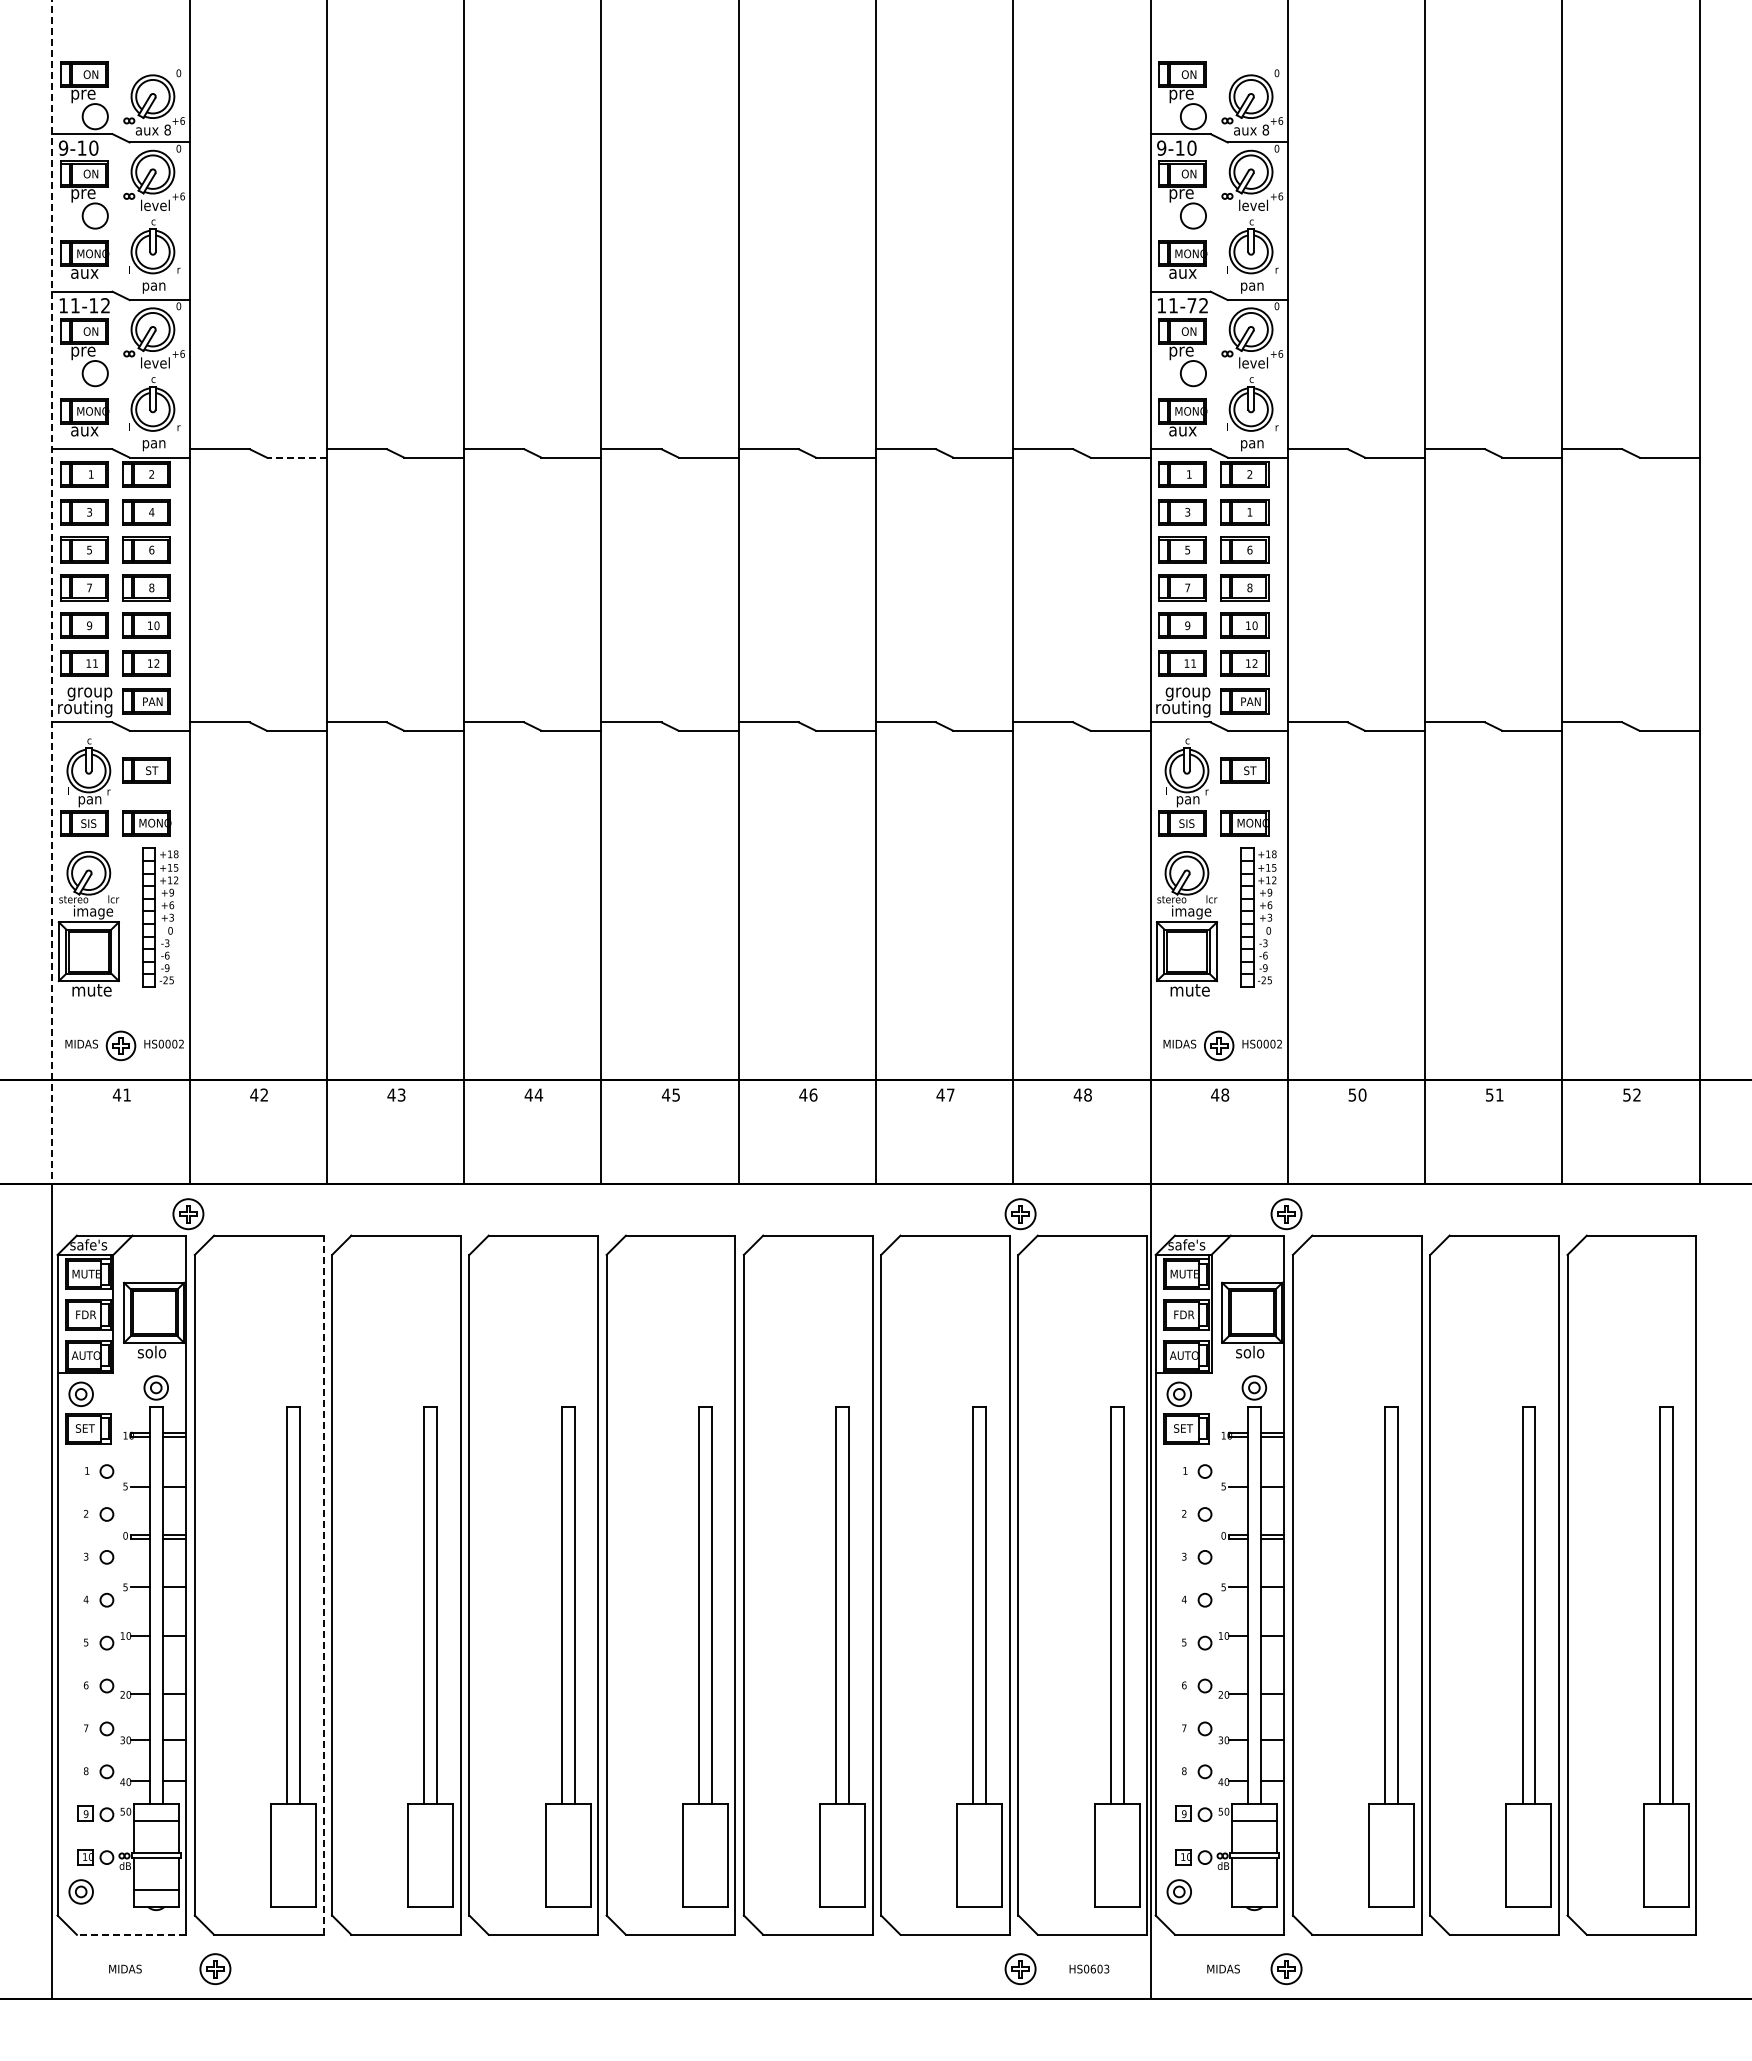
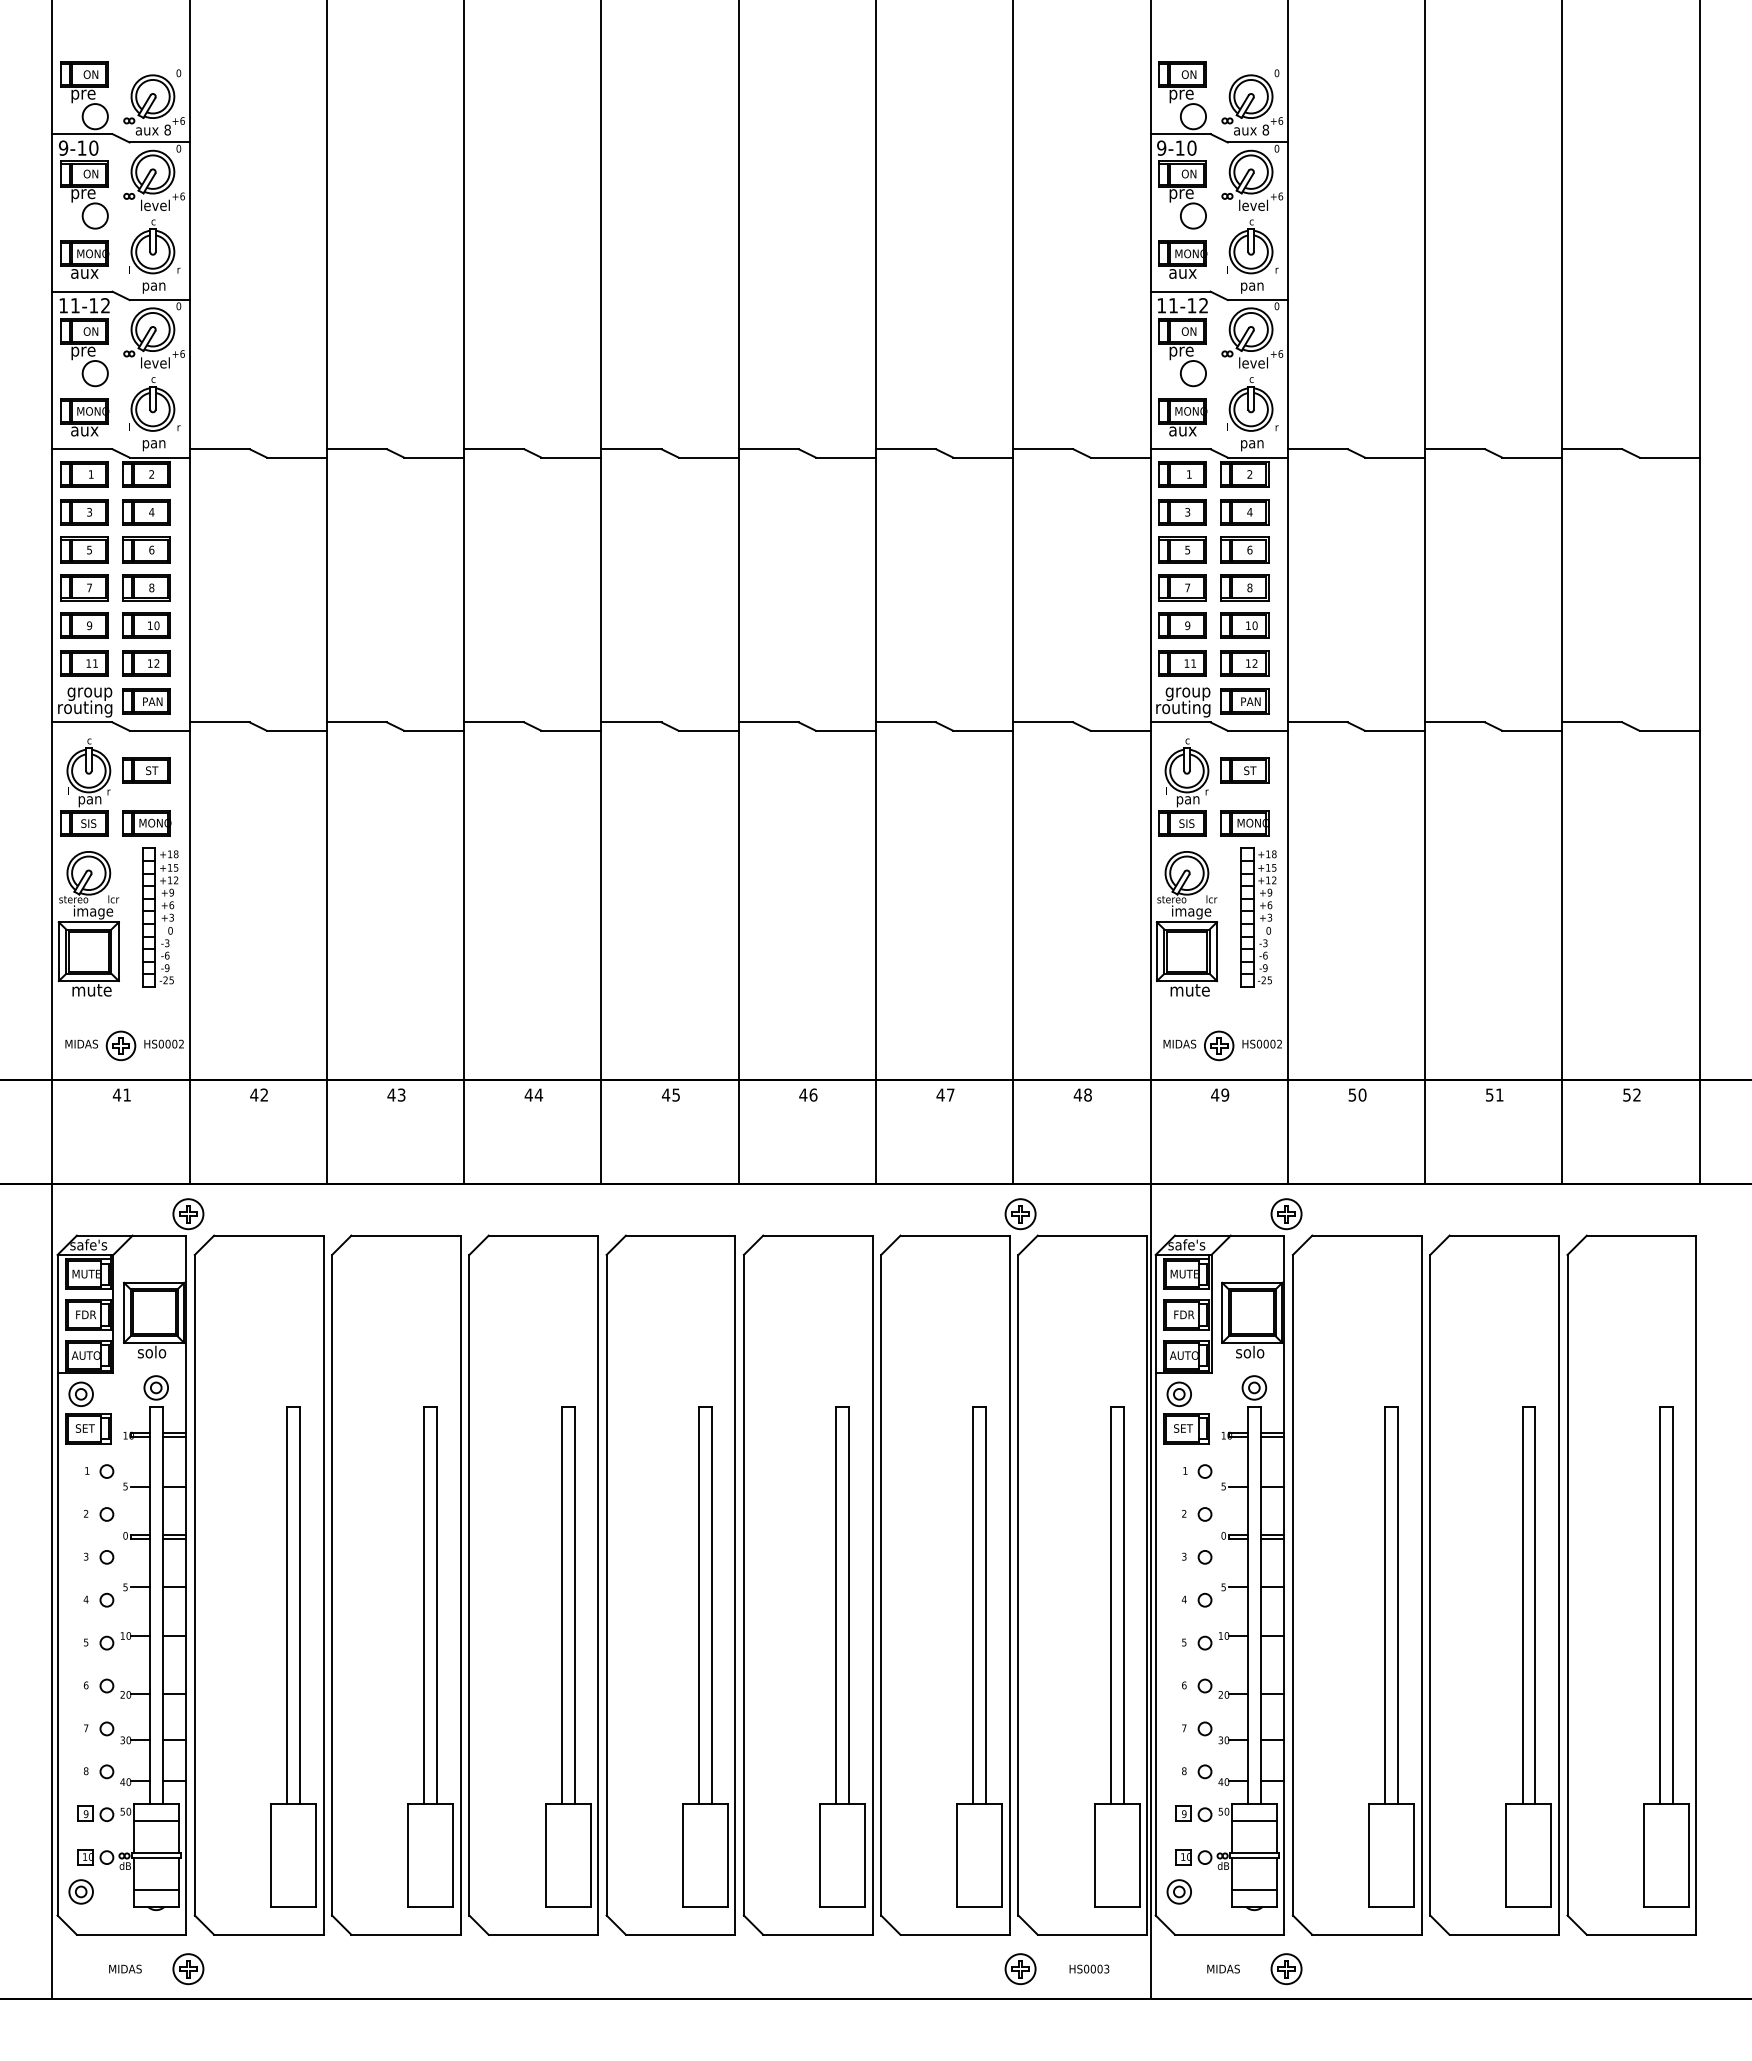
text: 11-72 -> 11-12 (1191, 305)
line: dashed -> solid (296, 457)
text: 1 -> 4 (1249, 512)
line: dashed -> solid (52, 592)
text: 48 -> 49 (1225, 1094)
line: dashed -> solid (323, 1585)
line: none -> present (1253, 1889)
line: dashed -> solid (131, 1934)
text: HS0603 -> HS0003 (1092, 1968)
part position: (215, 1969) -> (188, 1969) (188, 1969)
